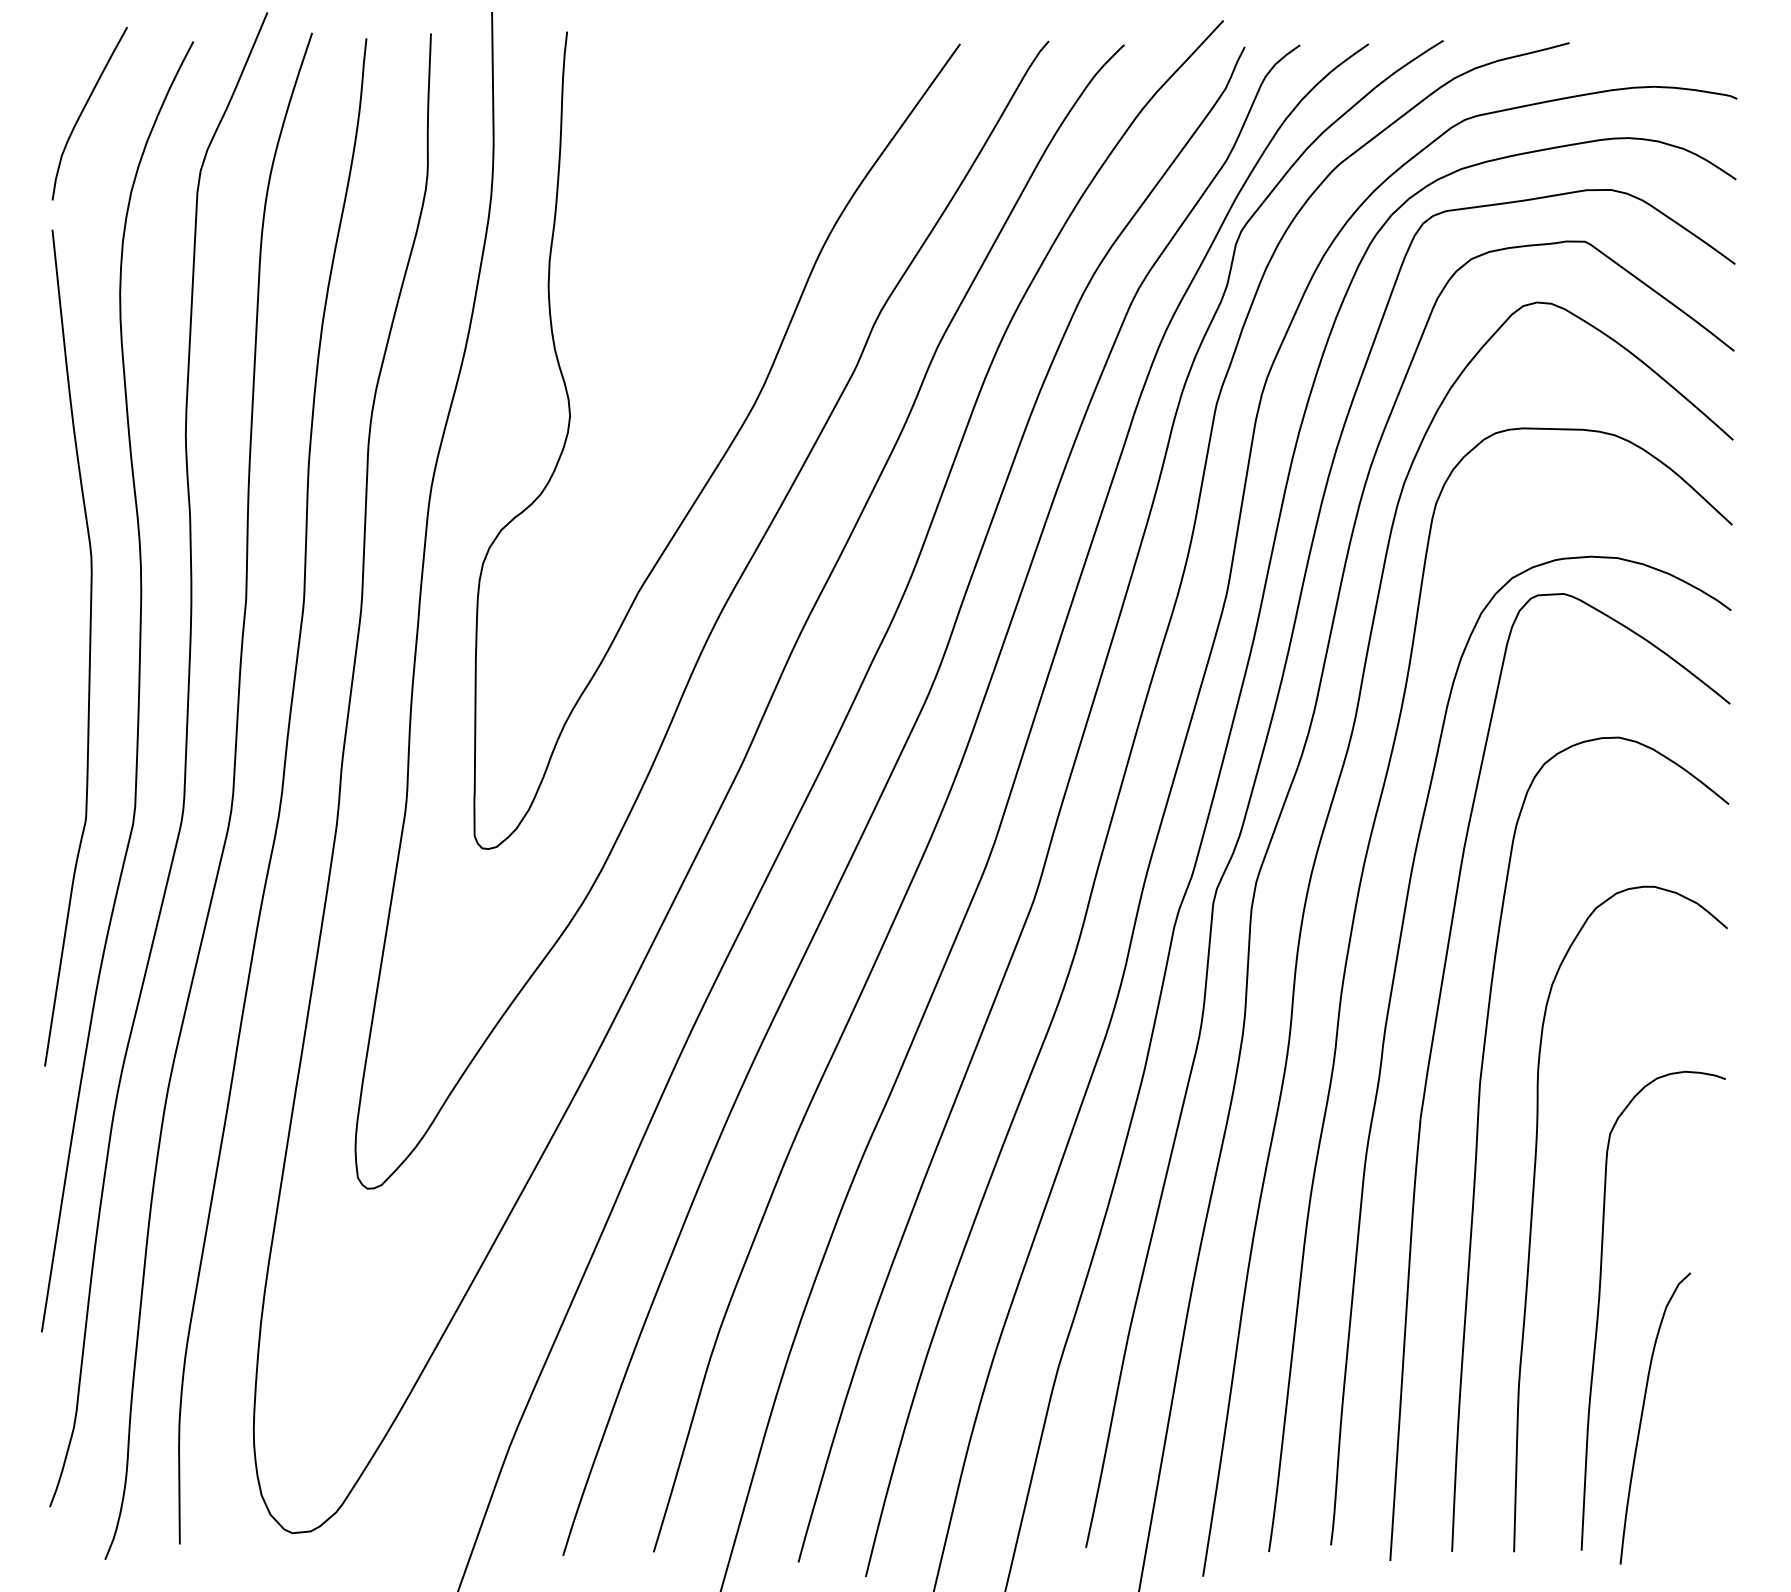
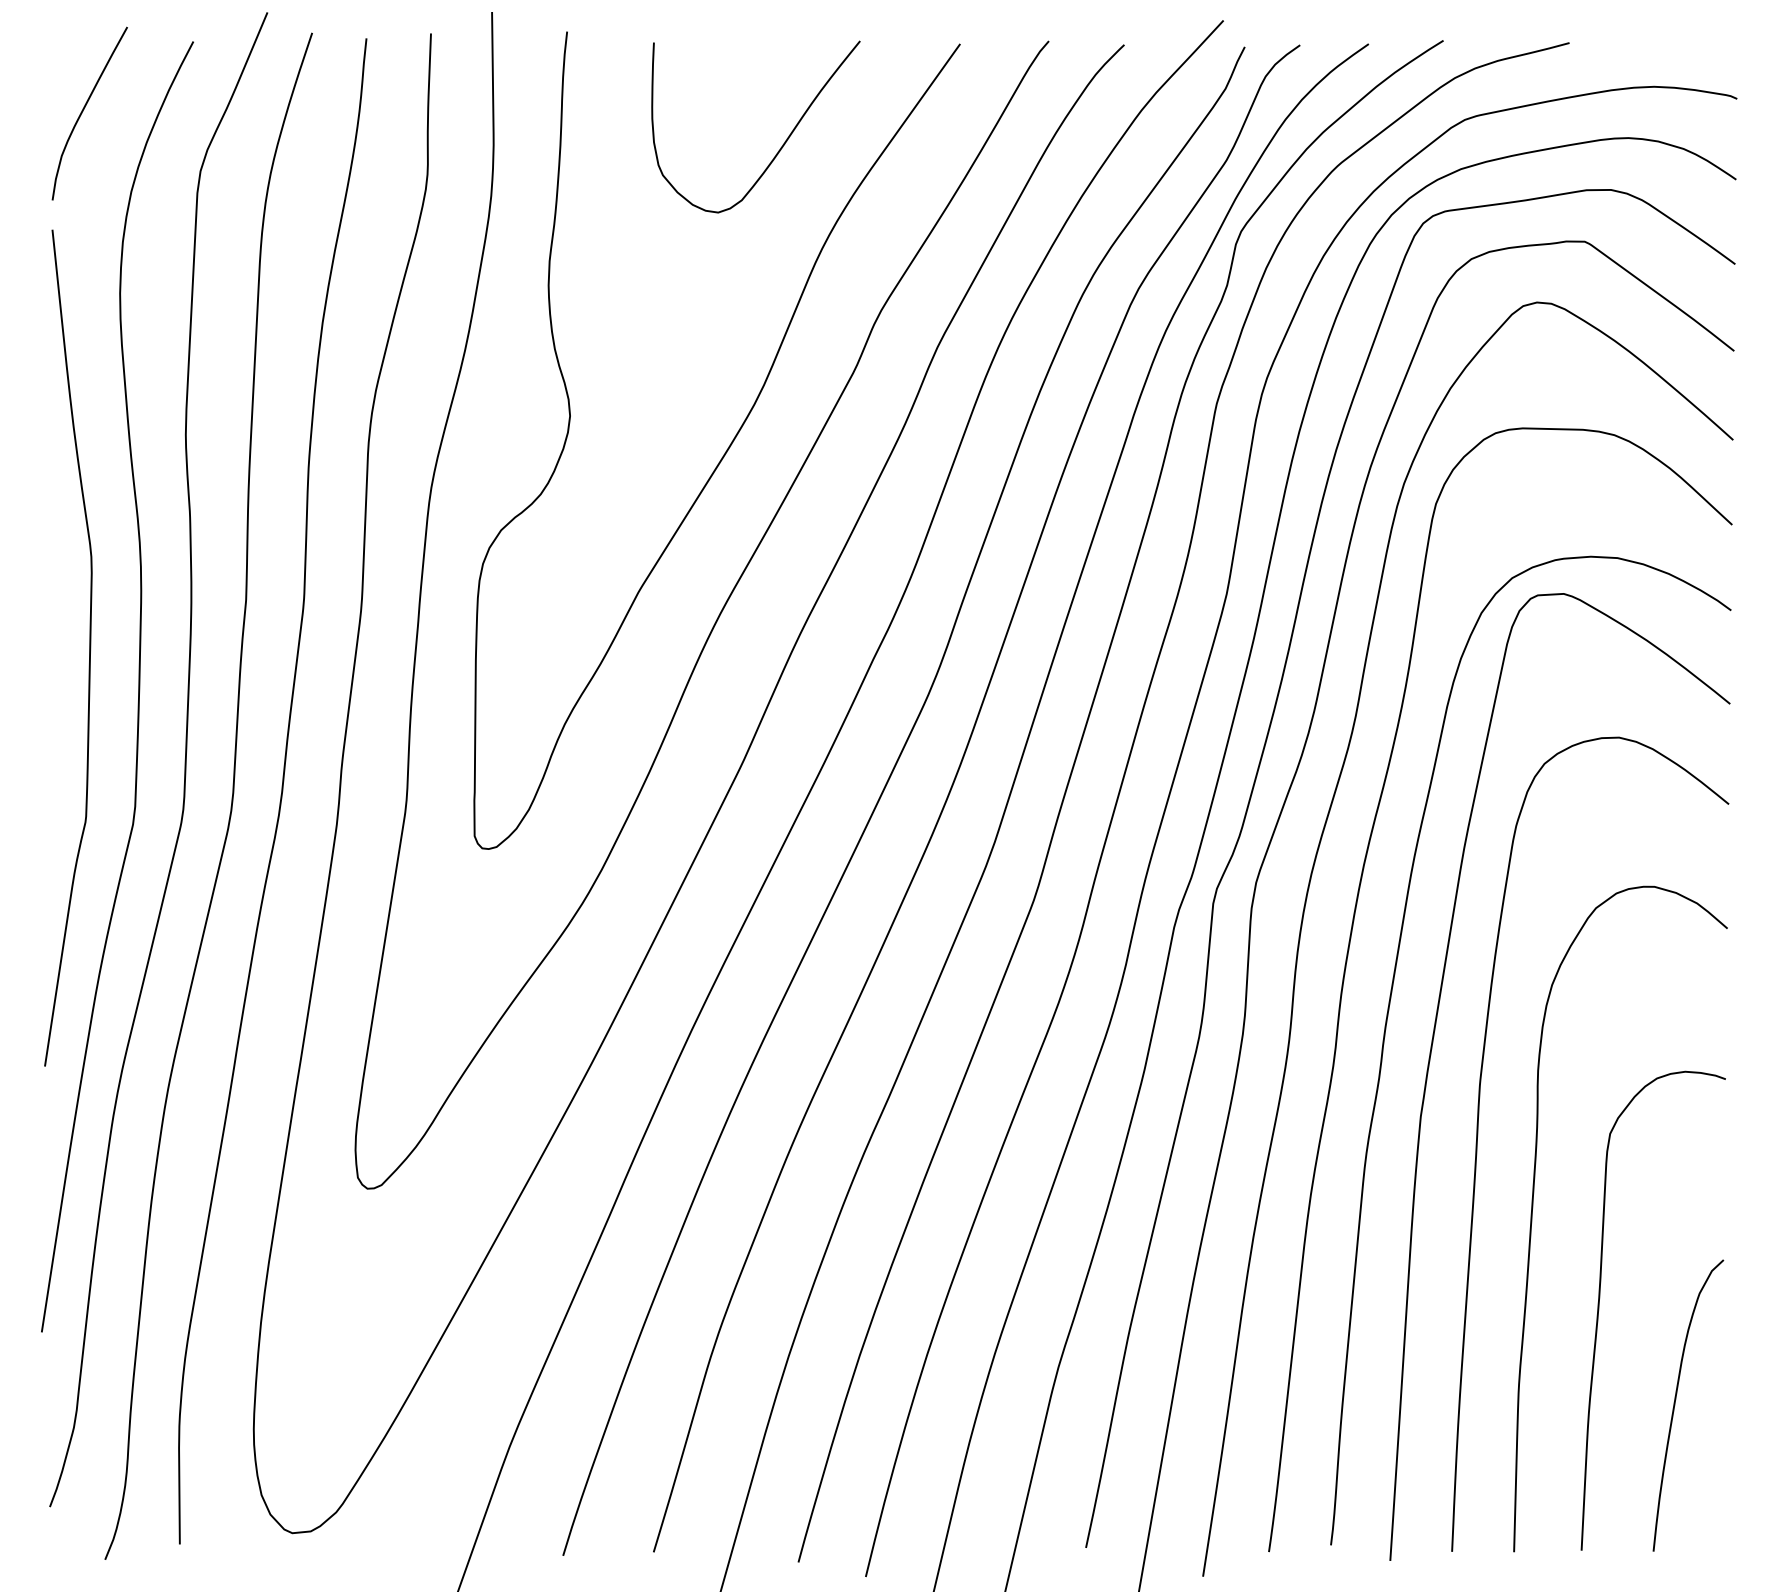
curve: none -> present (782, 144)
curve position: (1642, 1418) -> (1675, 1405) (1675, 1405)
